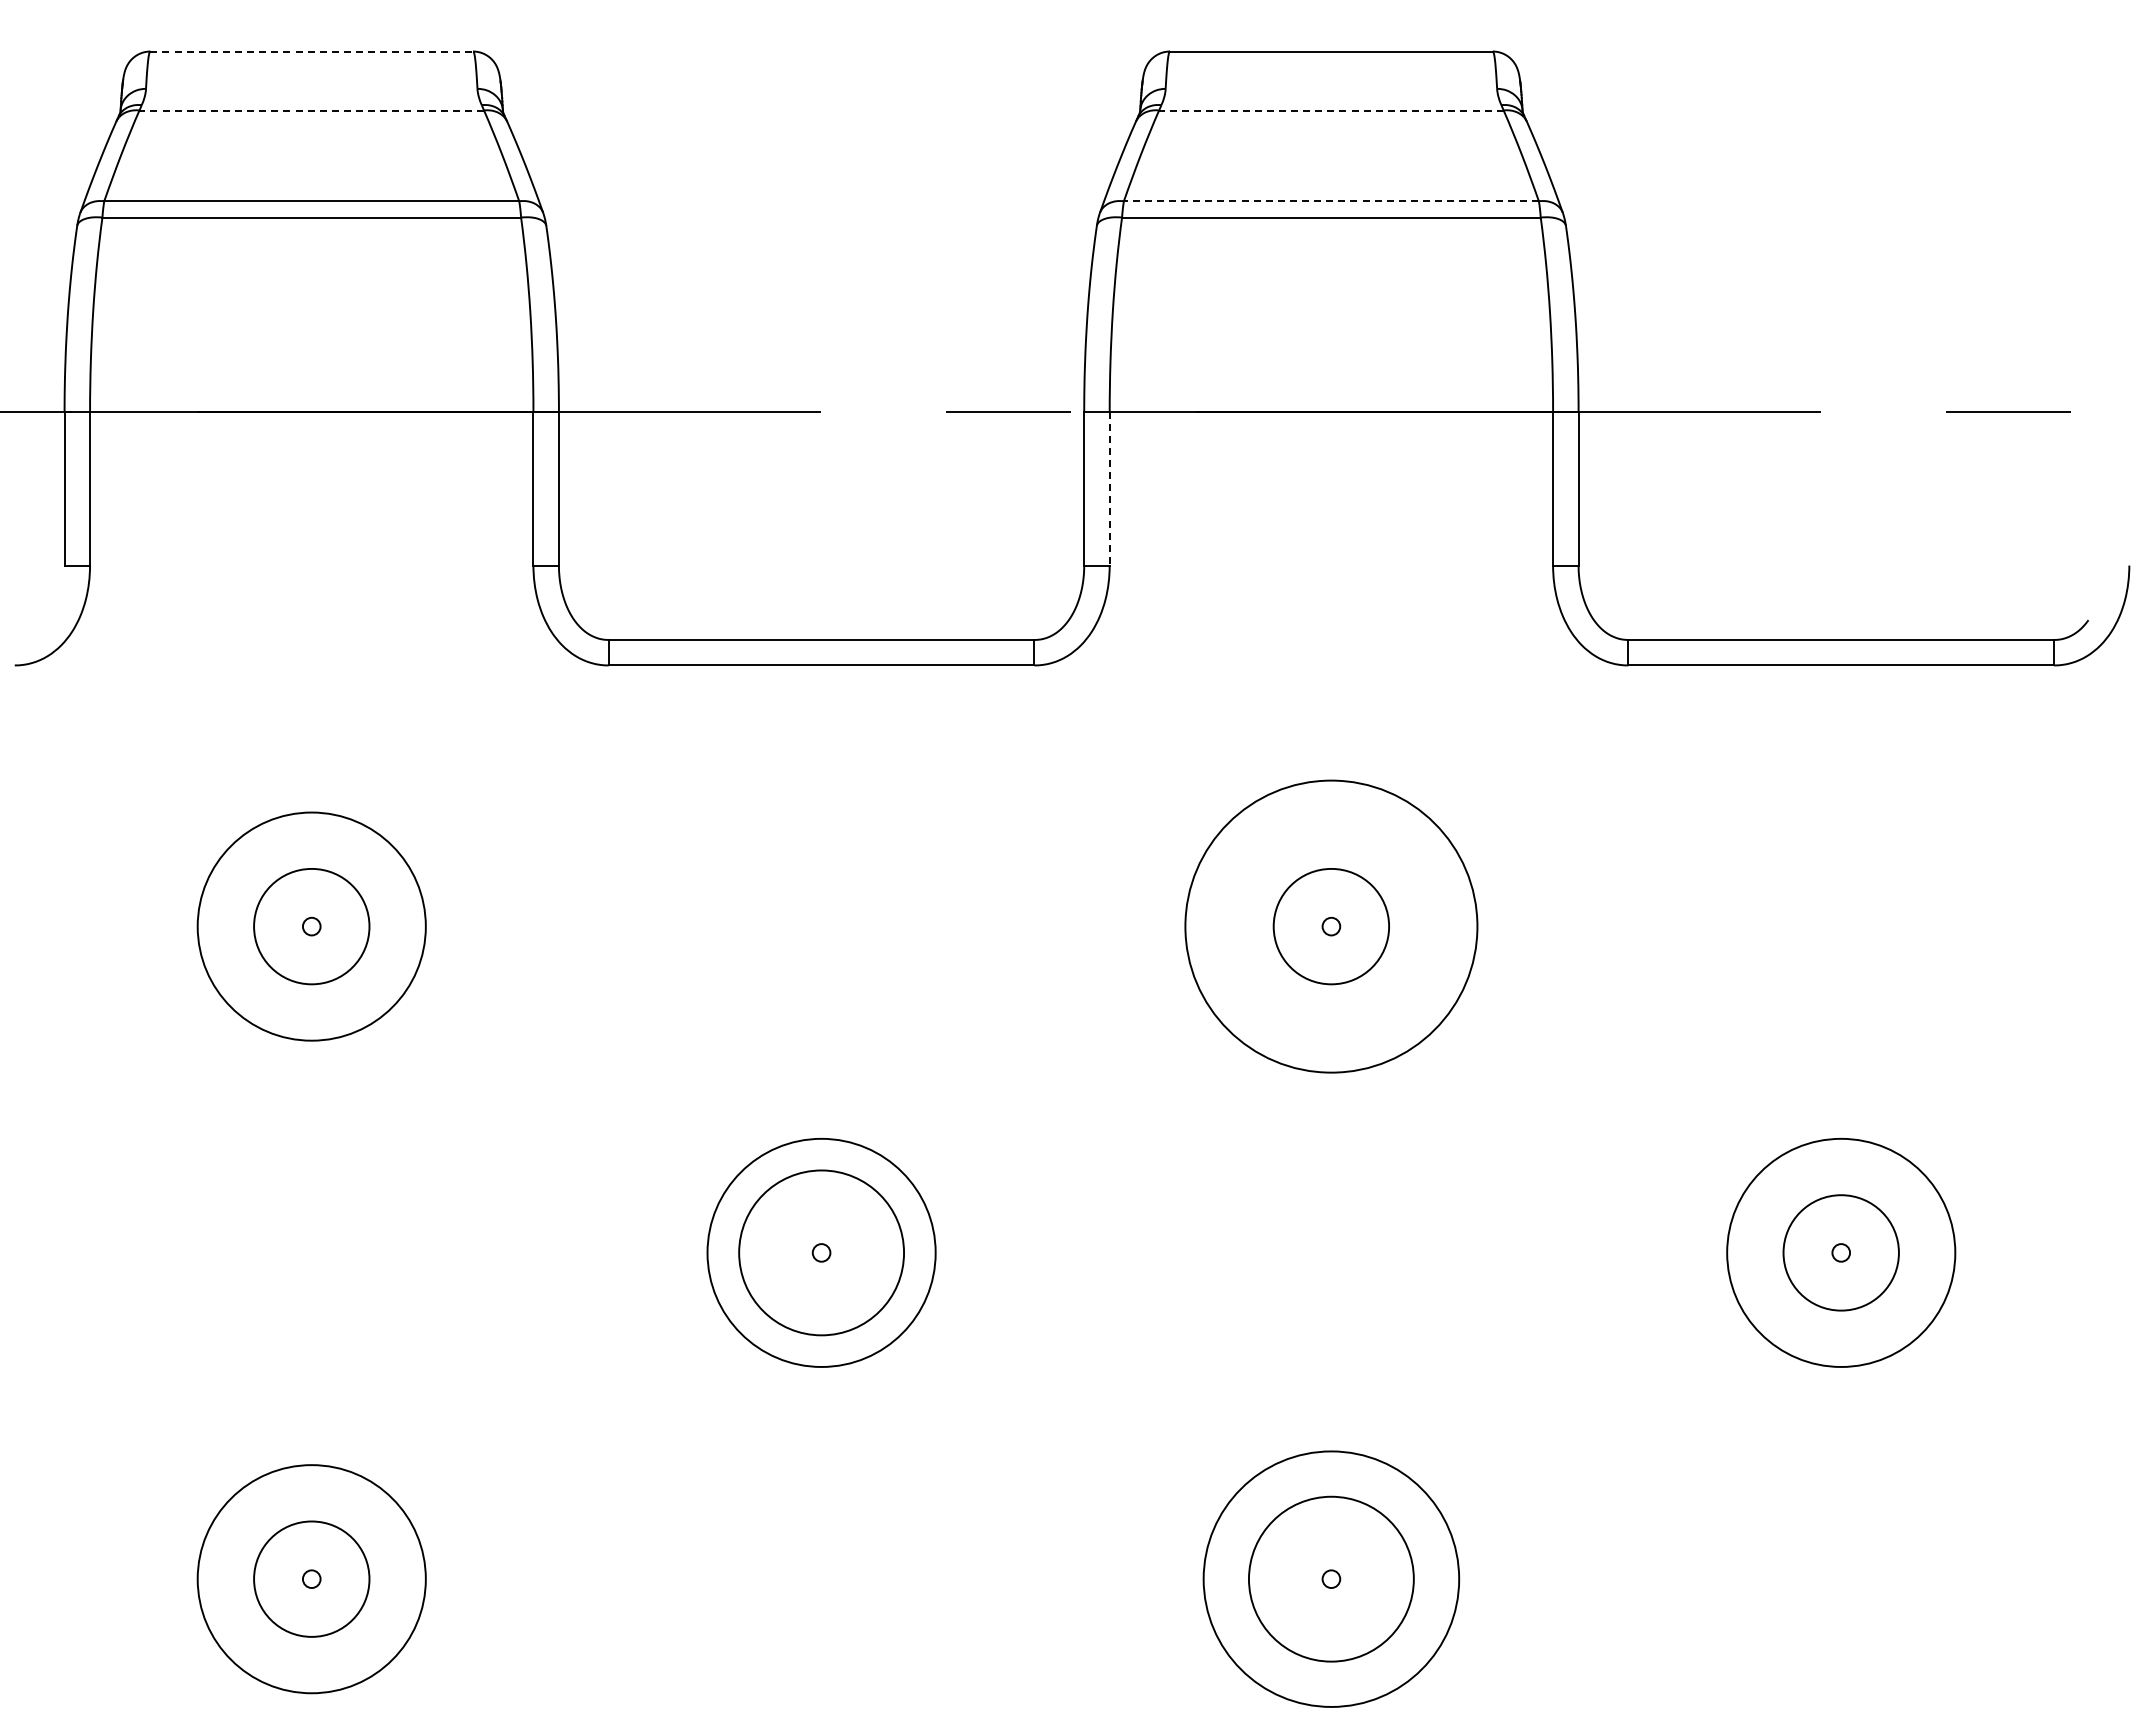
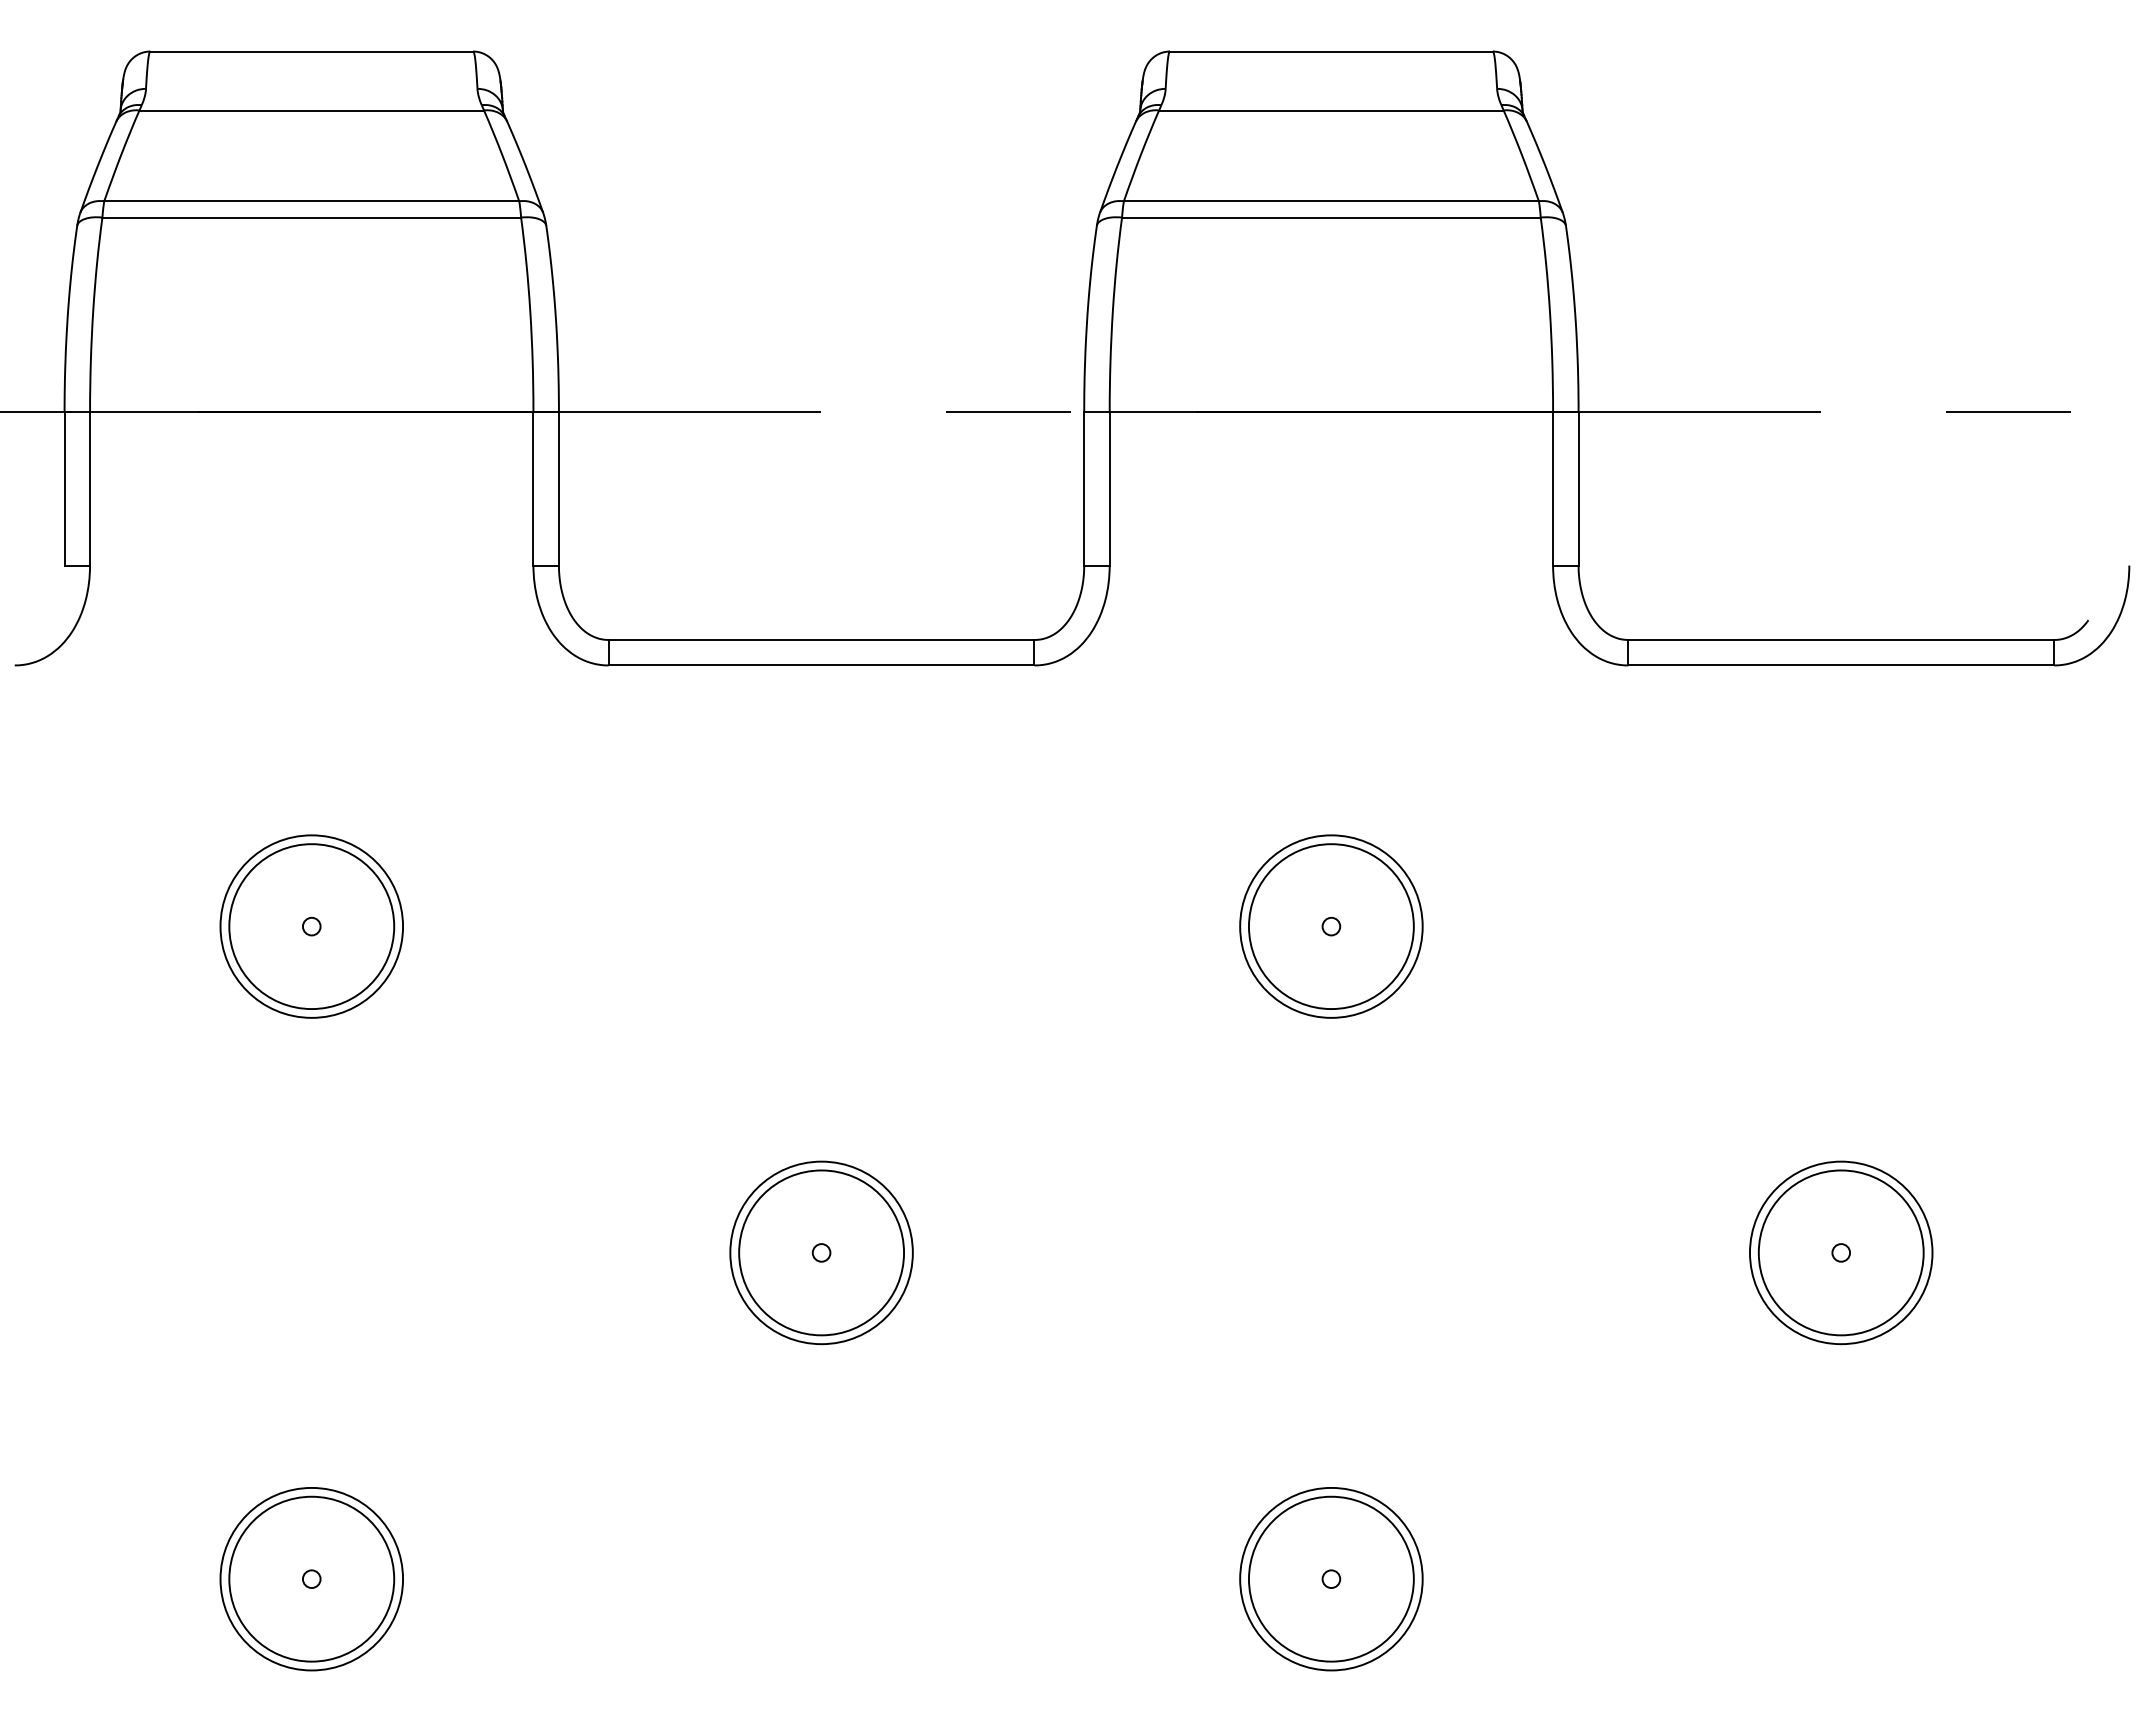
line: dashed -> solid (312, 51)
line: dashed -> solid (311, 110)
line: dashed -> solid (1330, 110)
line: dashed -> solid (1330, 201)
line: dashed -> solid (1109, 488)
circle diameter: 115 px -> 165 px (311, 926)
circle diameter: 228 px -> 183 px (311, 926)
circle diameter: 115 px -> 165 px (1330, 926)
circle diameter: 292 px -> 183 px (1331, 926)
circle diameter: 228 px -> 183 px (821, 1252)
circle diameter: 115 px -> 165 px (1840, 1252)
circle diameter: 228 px -> 183 px (1840, 1252)
circle diameter: 115 px -> 165 px (311, 1578)
circle diameter: 256 px -> 183 px (1331, 1578)
circle diameter: 228 px -> 183 px (311, 1578)
